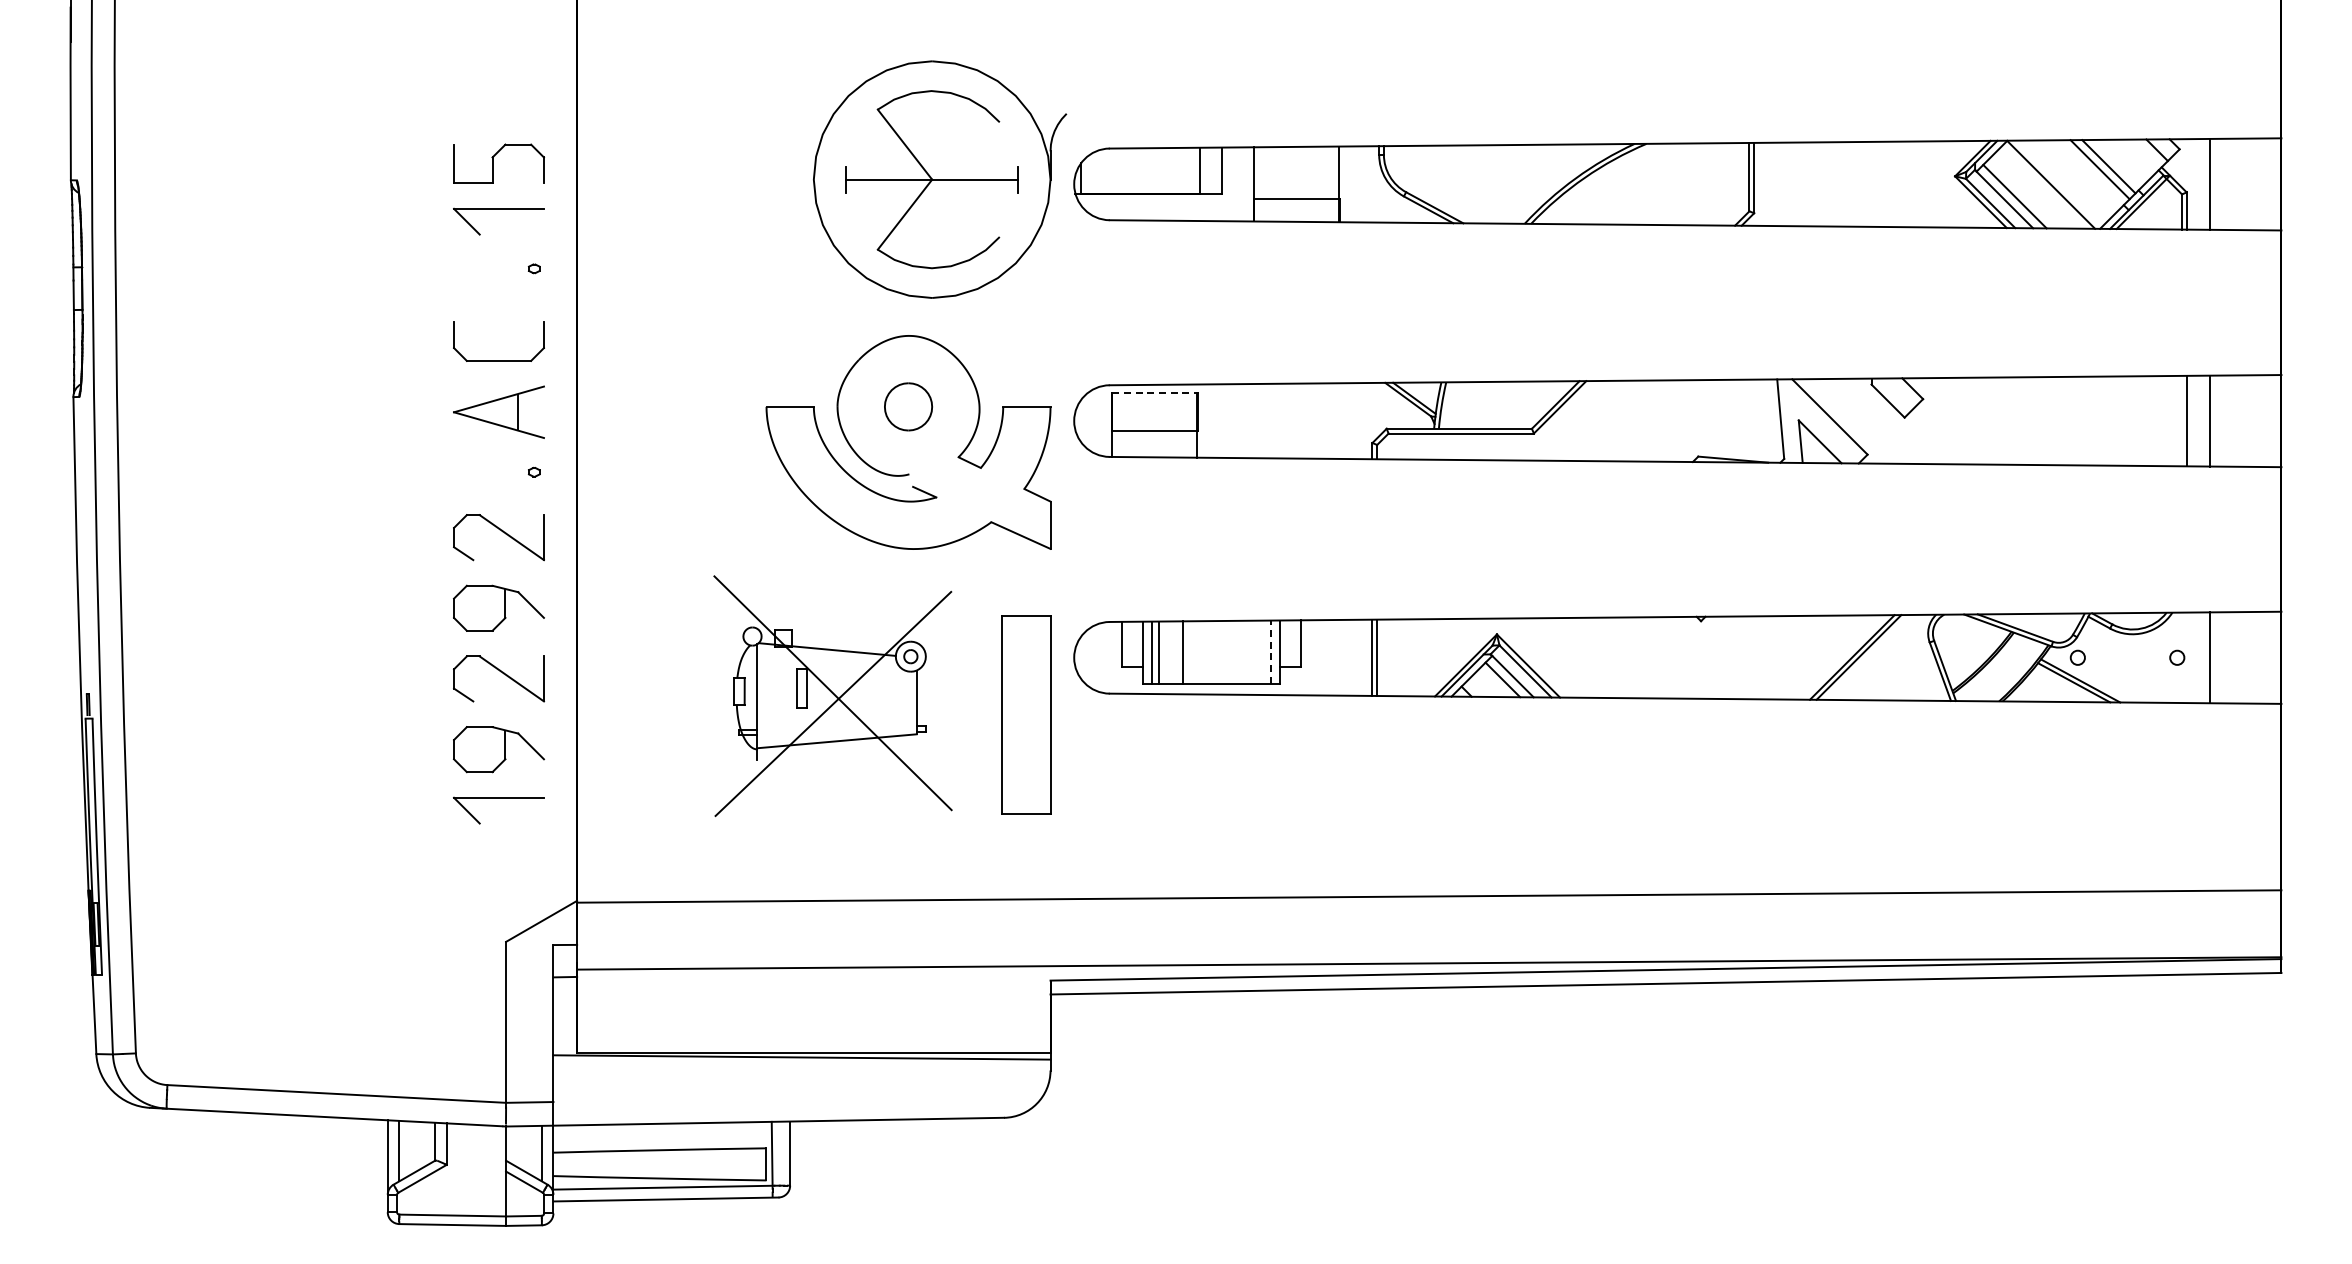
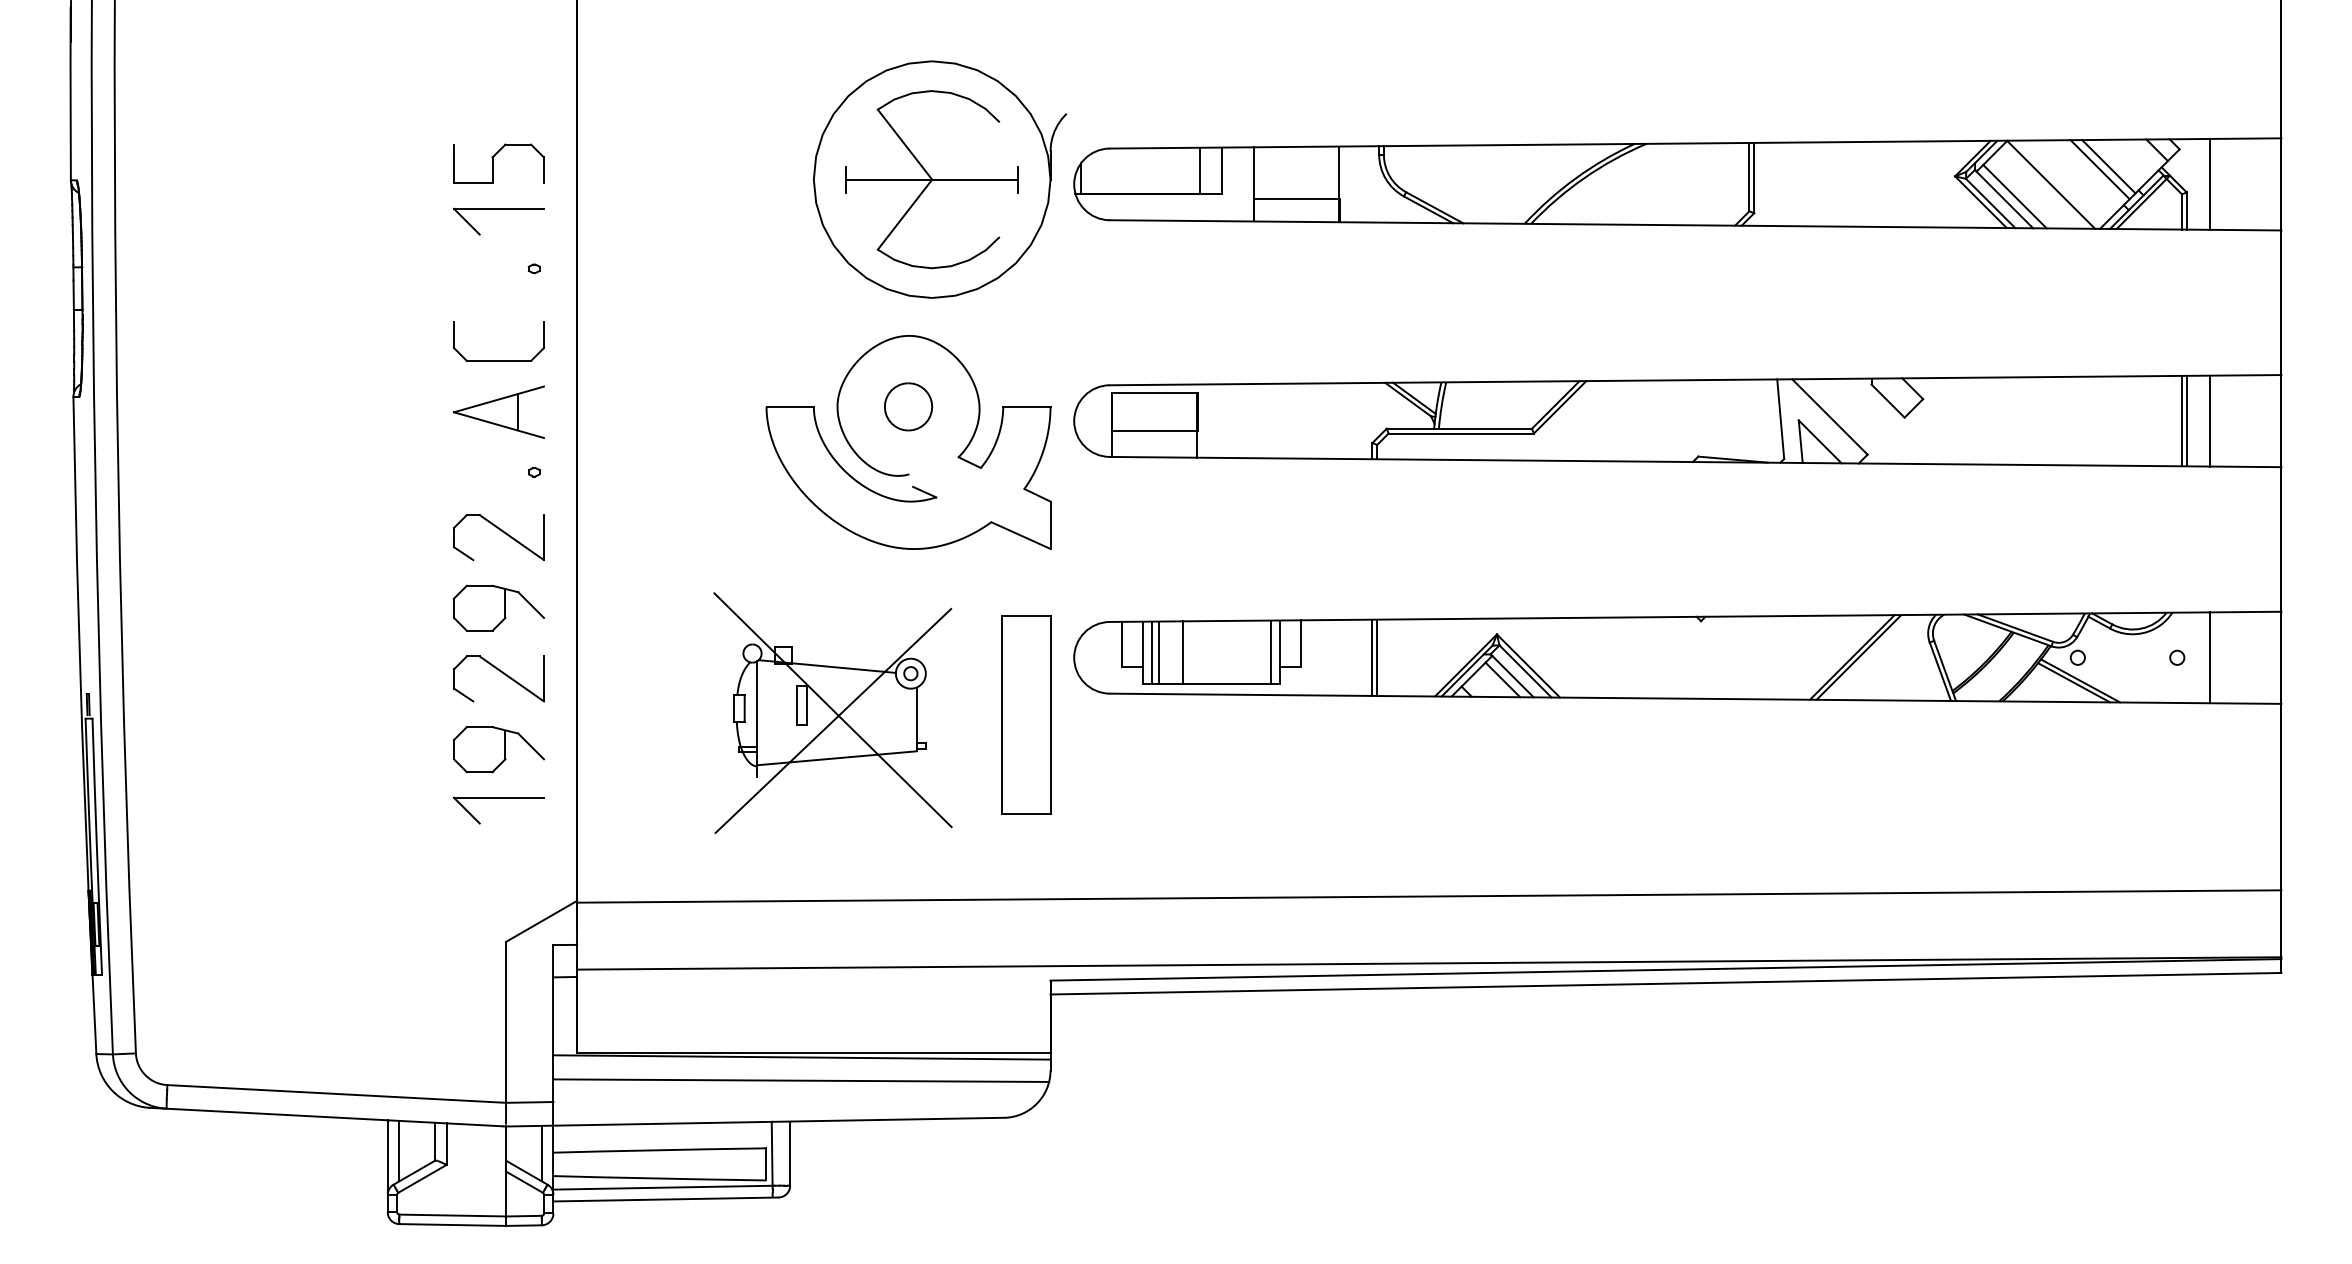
line: dashed -> solid (1154, 392)
line: none -> present (2182, 420)
line: dashed -> solid (1270, 652)
part position: (832, 696) -> (832, 713) (832, 713)
line: none -> present (801, 1080)
